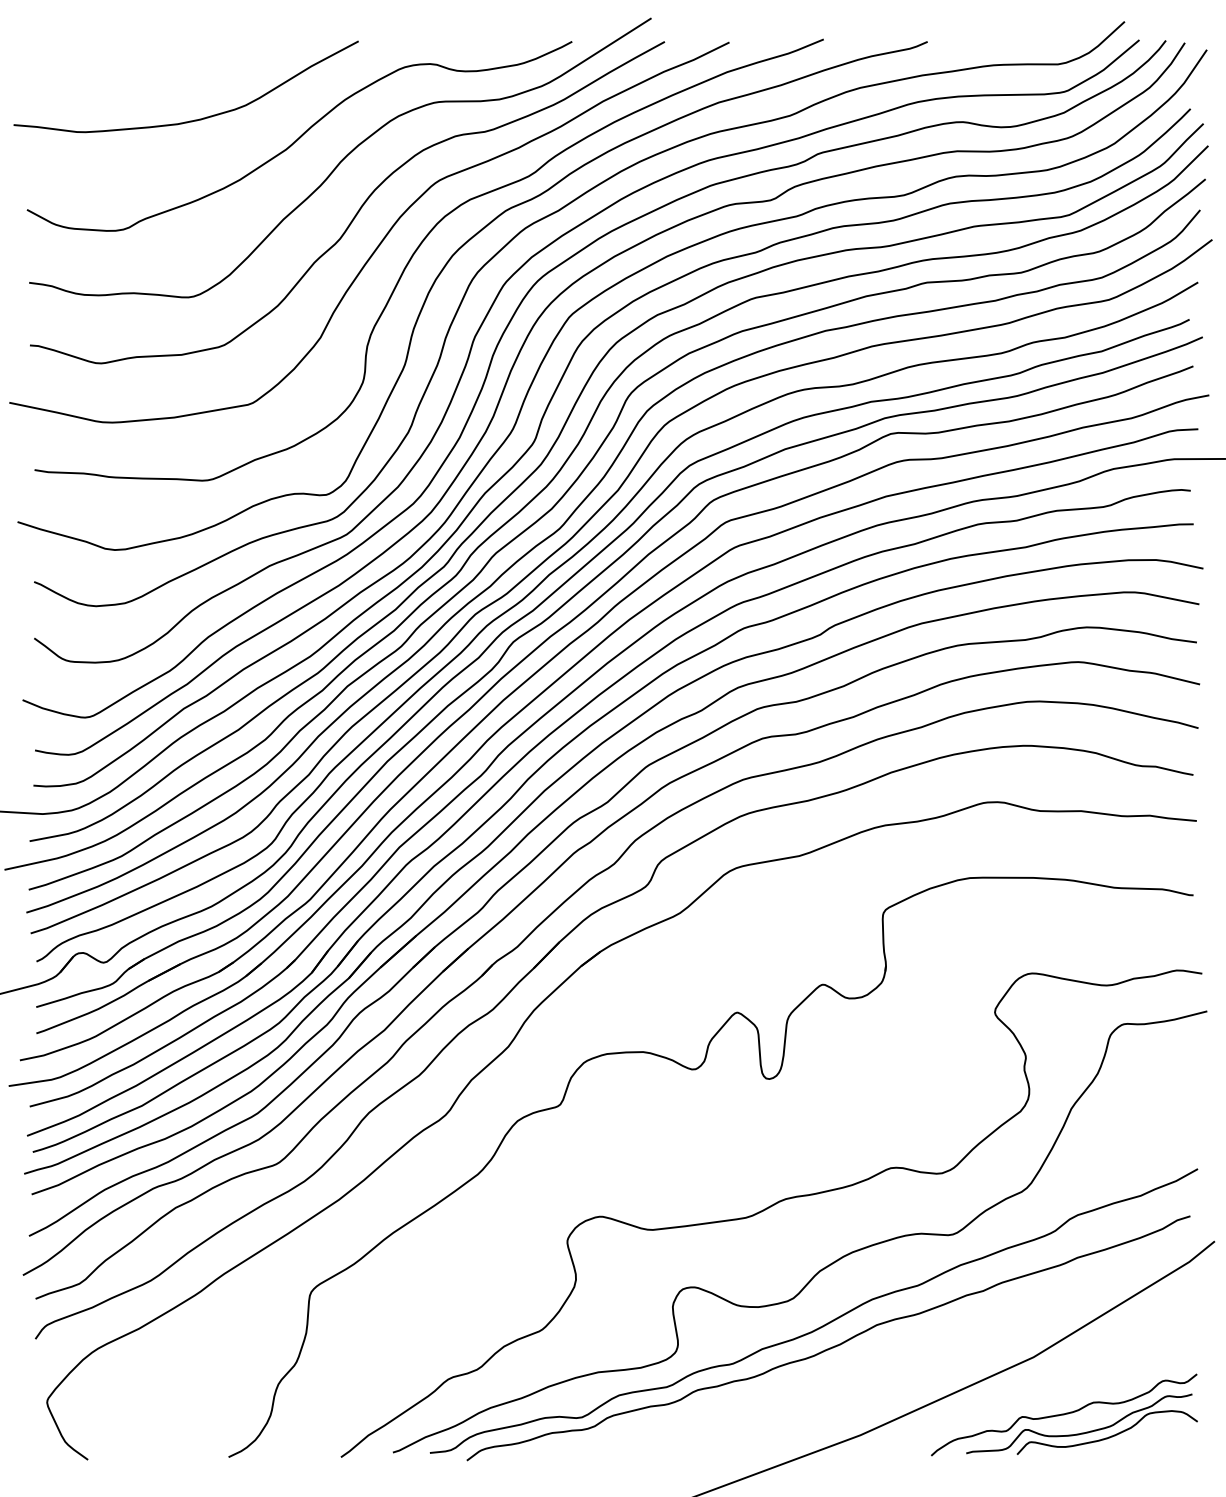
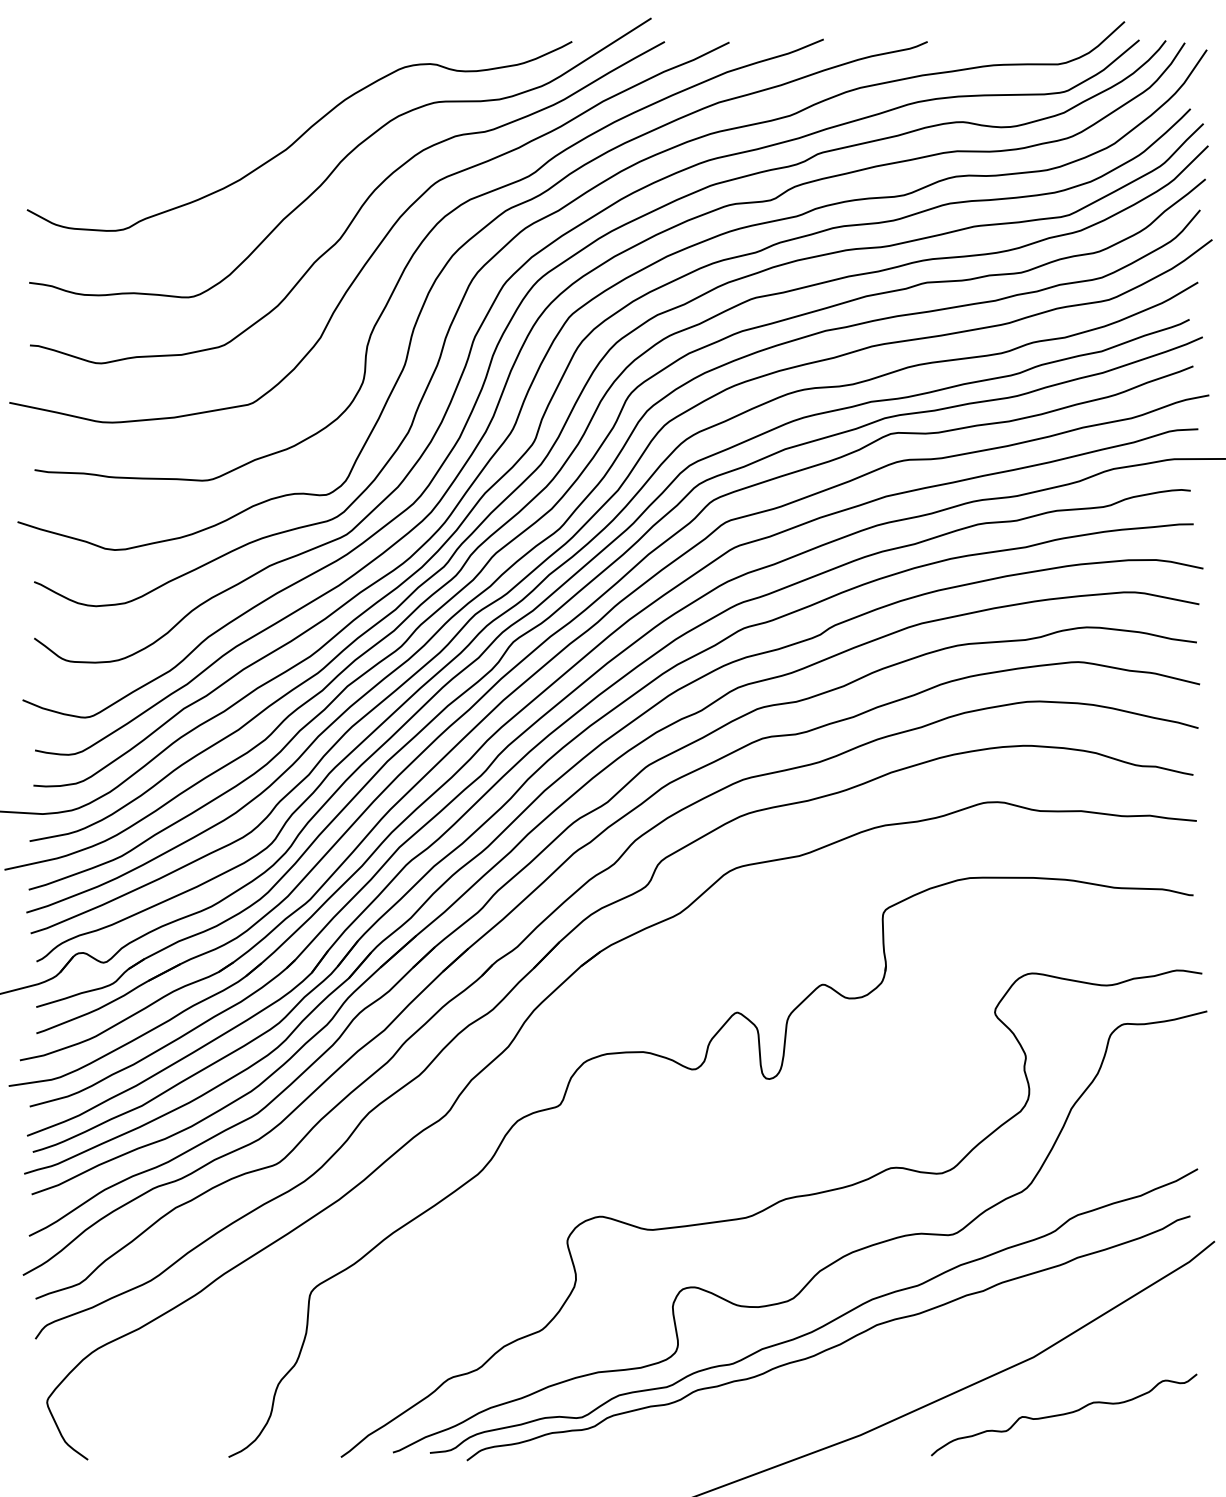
curve: present -> none (194, 119)
part: present -> none (1081, 1432)
